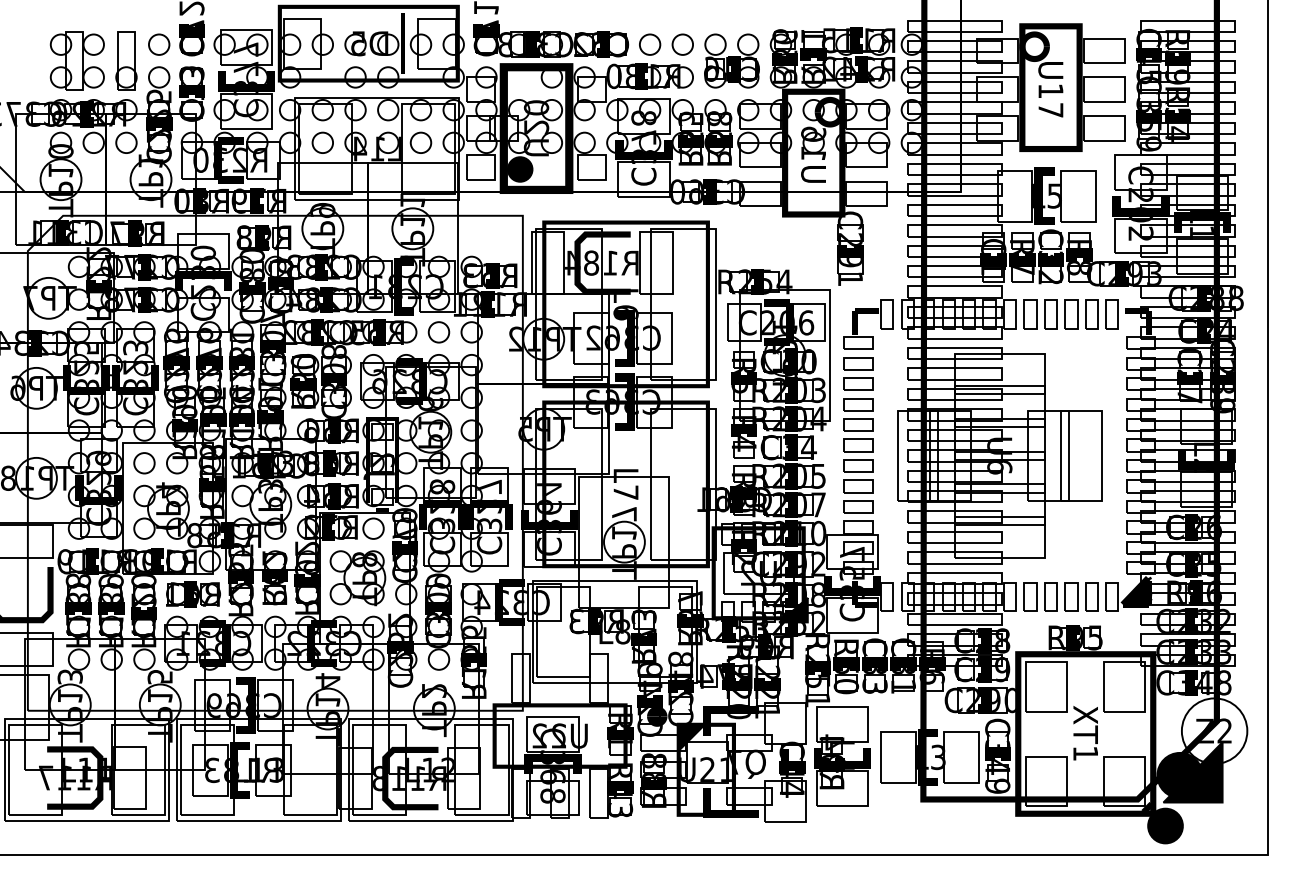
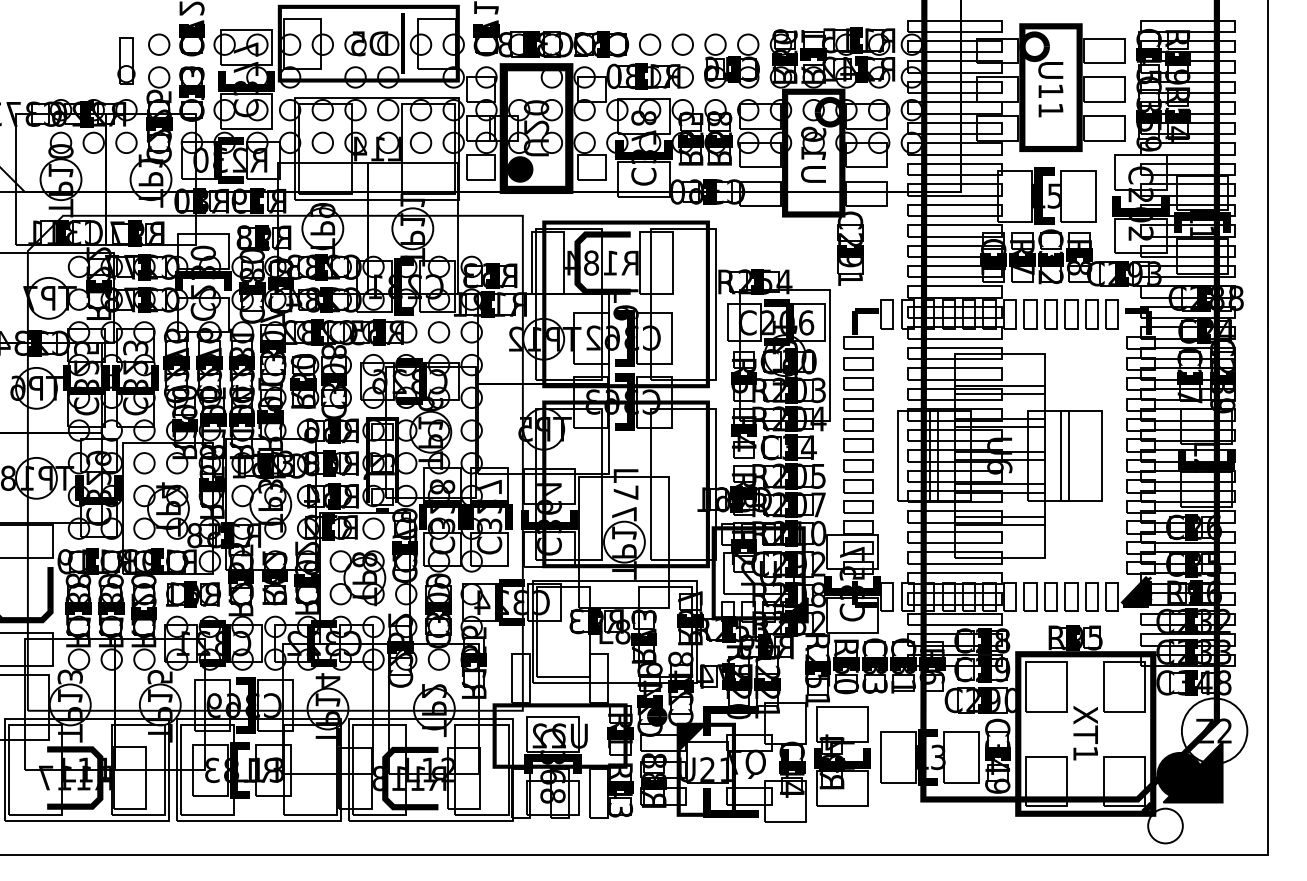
part: present -> none (76, 60)
part size: 23x60 px -> 19x48 px (126, 60)
text: U17 -> U11 (1050, 110)
fill: present -> none (1165, 825)
